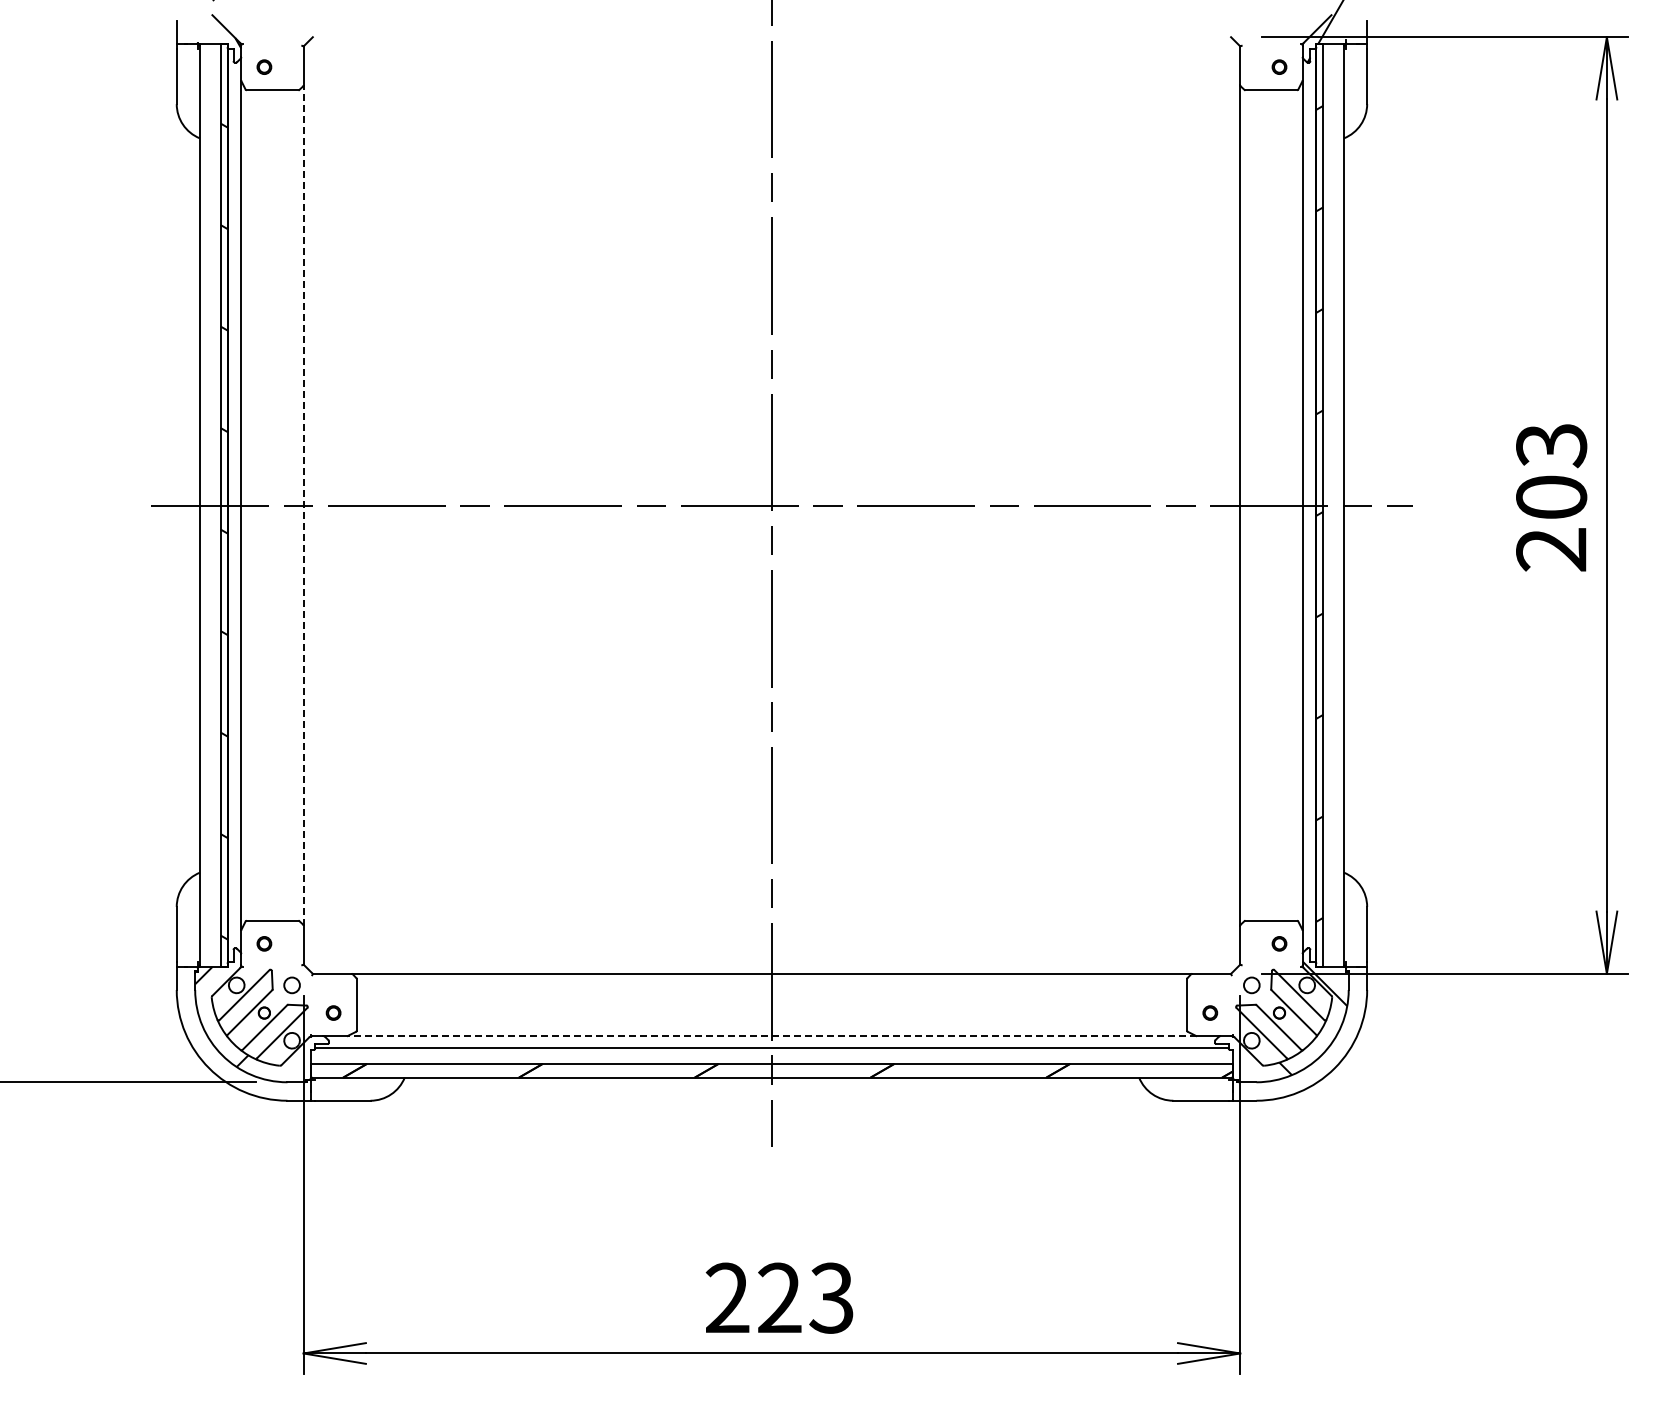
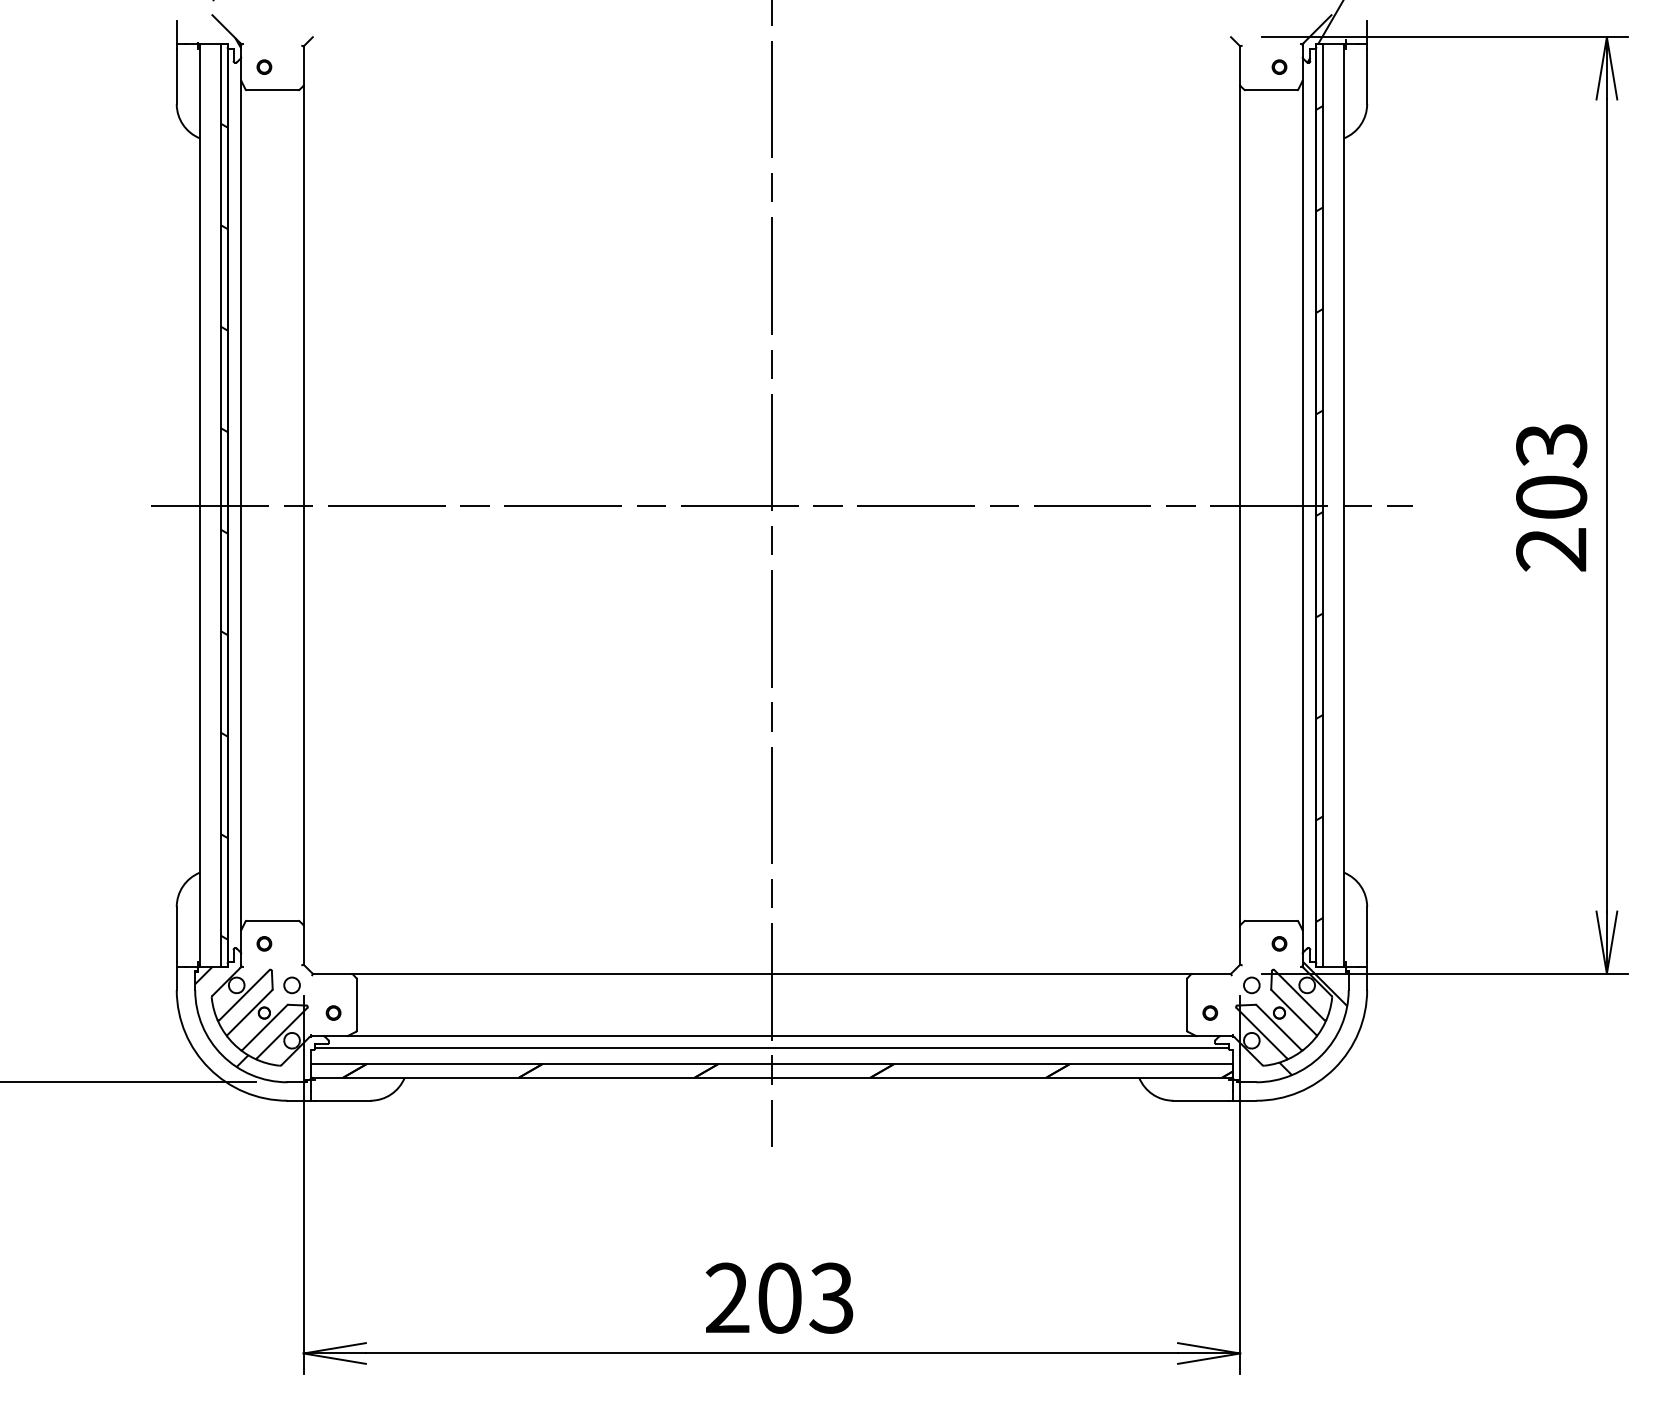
line: dashed -> solid (303, 505)
line: dashed -> solid (771, 1036)
text: 223 -> 203 (779, 1297)
